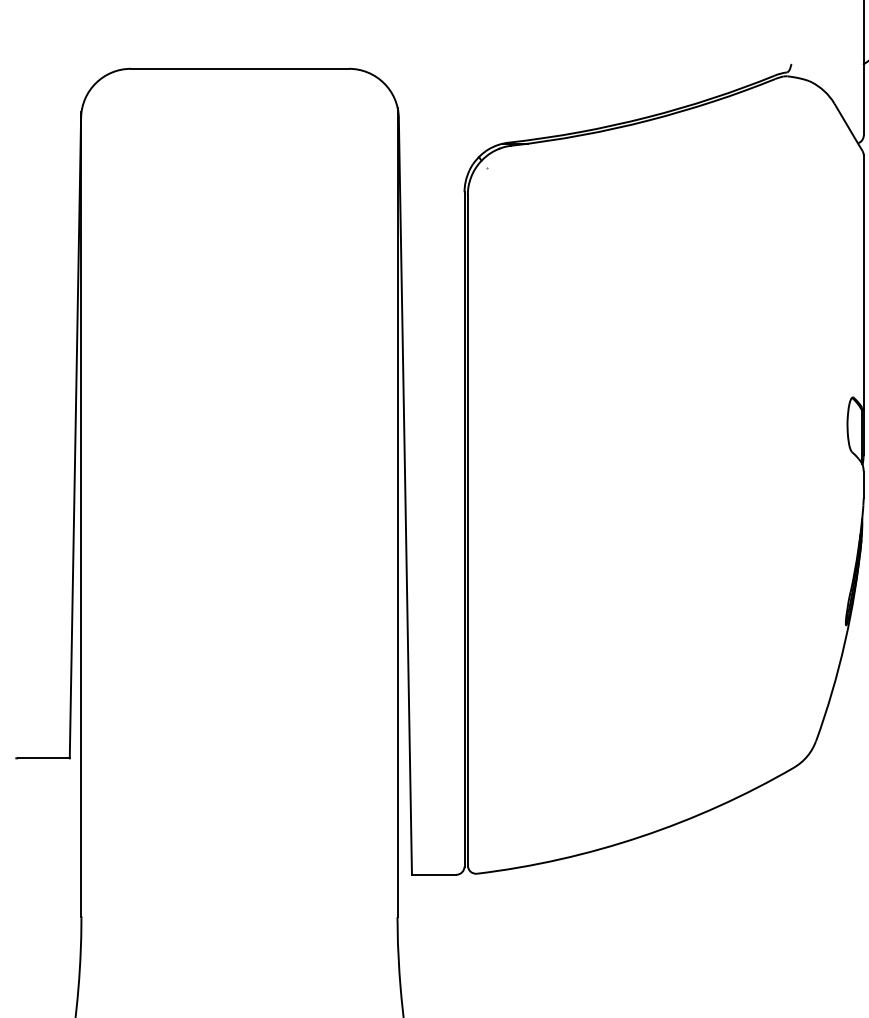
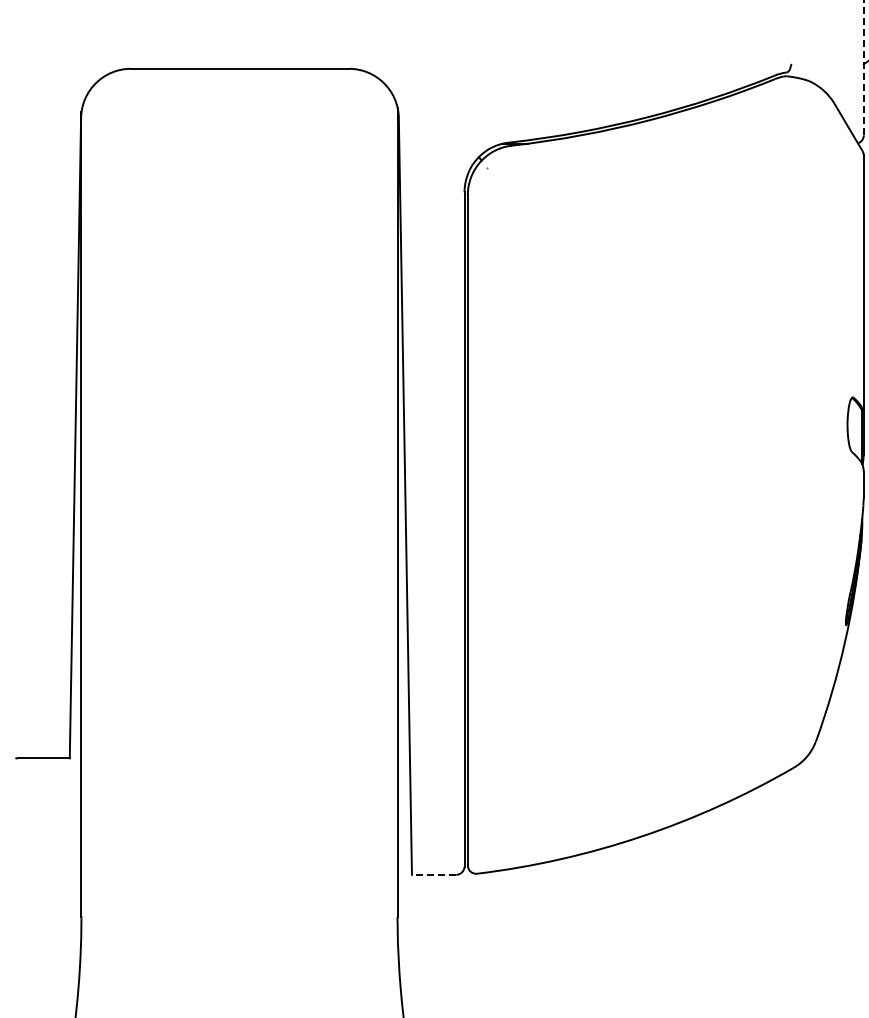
line: solid -> dashed (863, 67)
line: solid -> dashed (433, 874)
